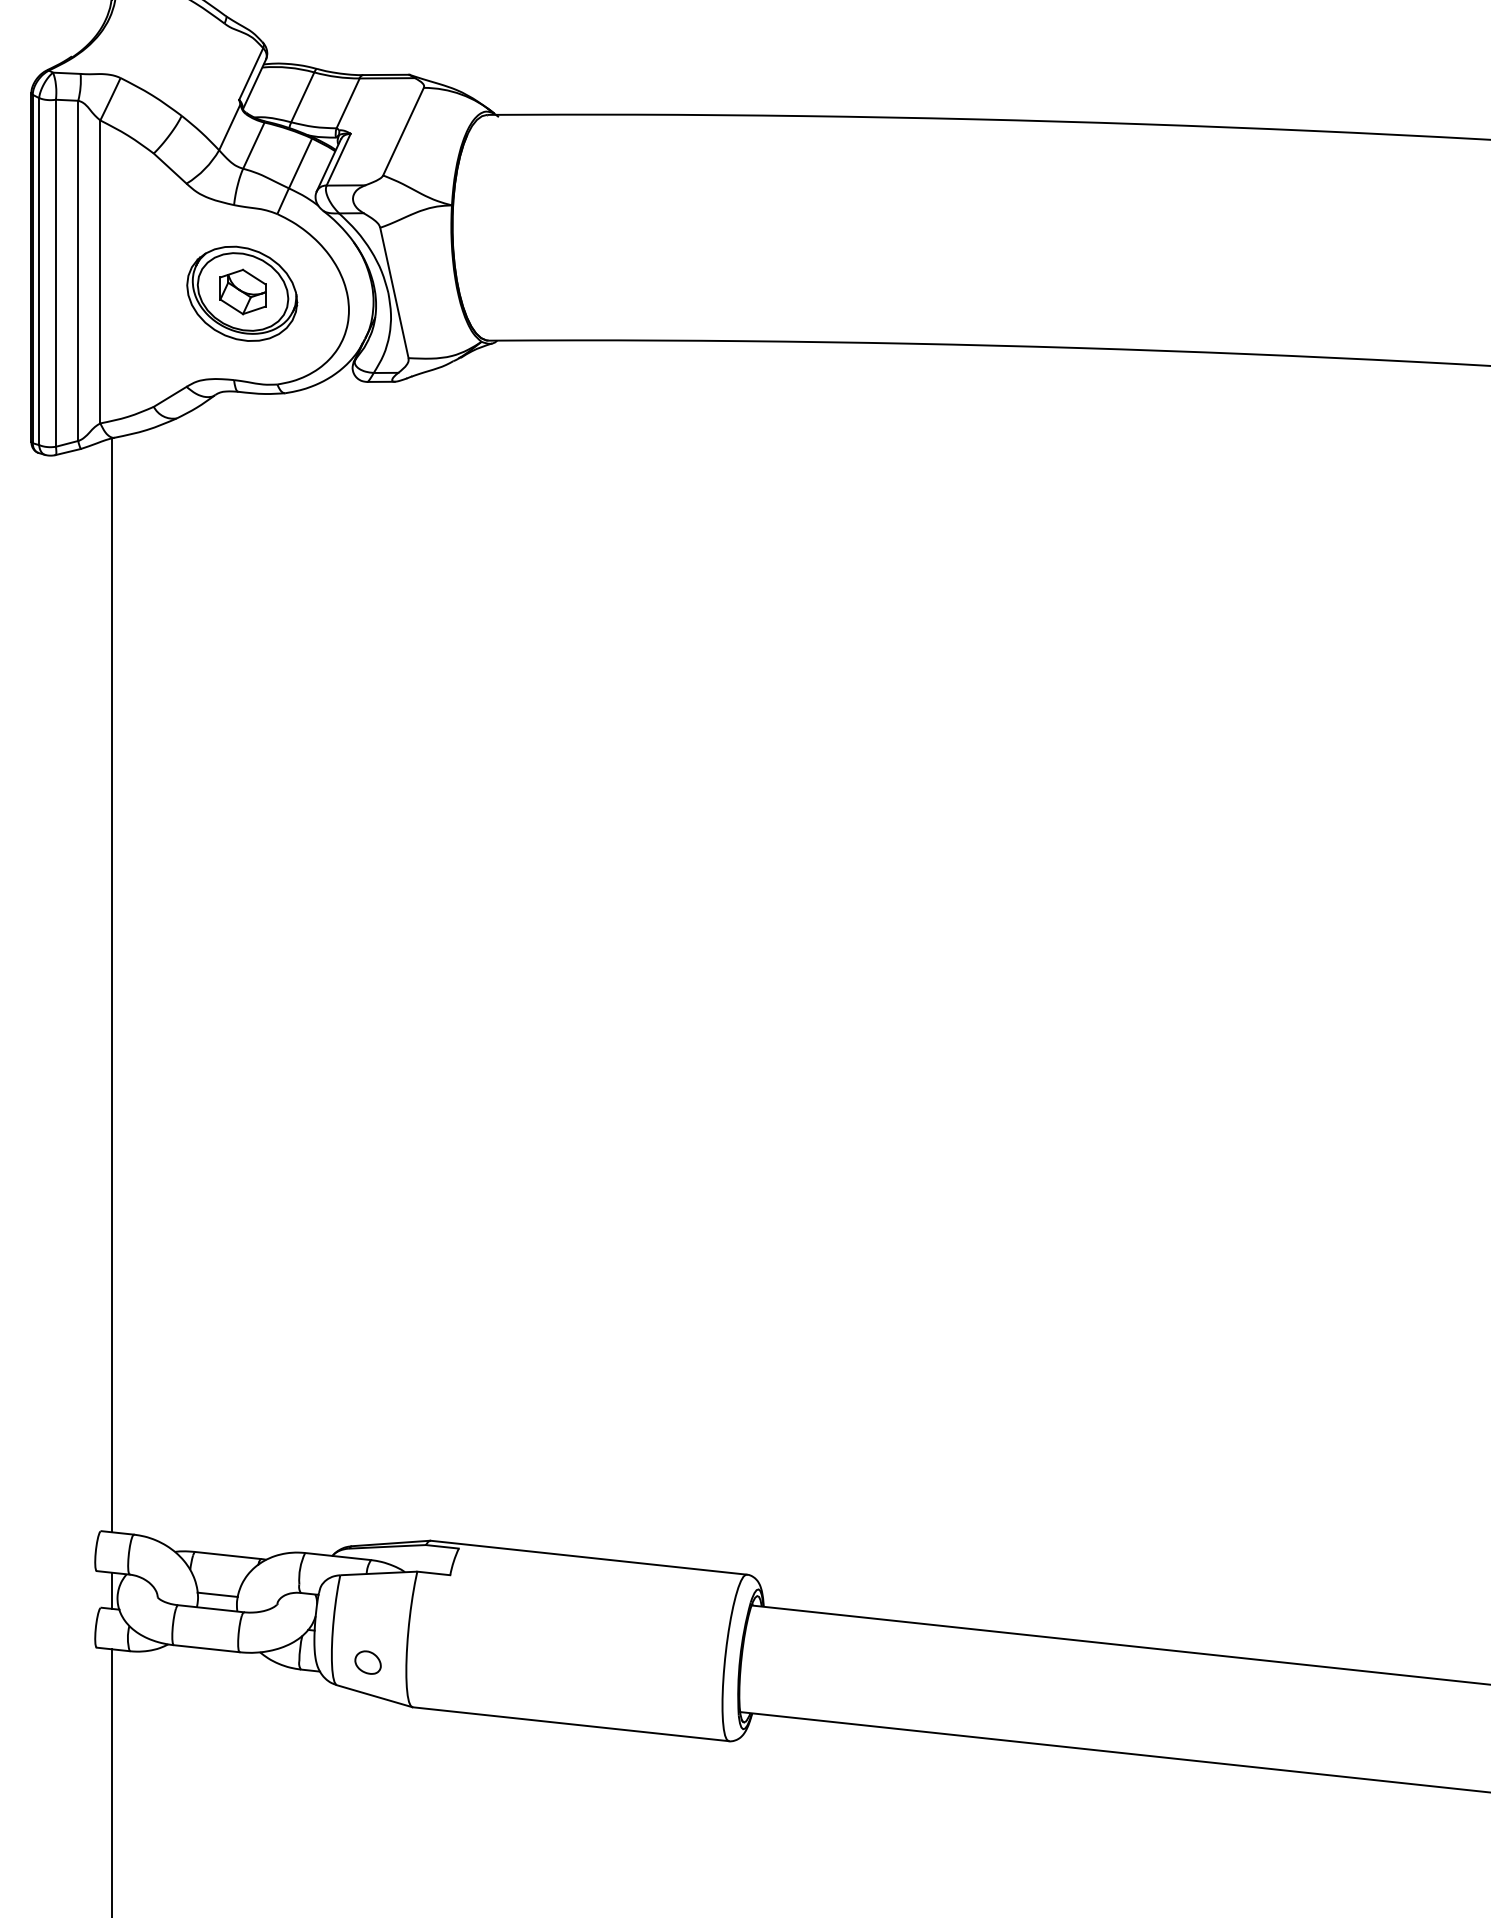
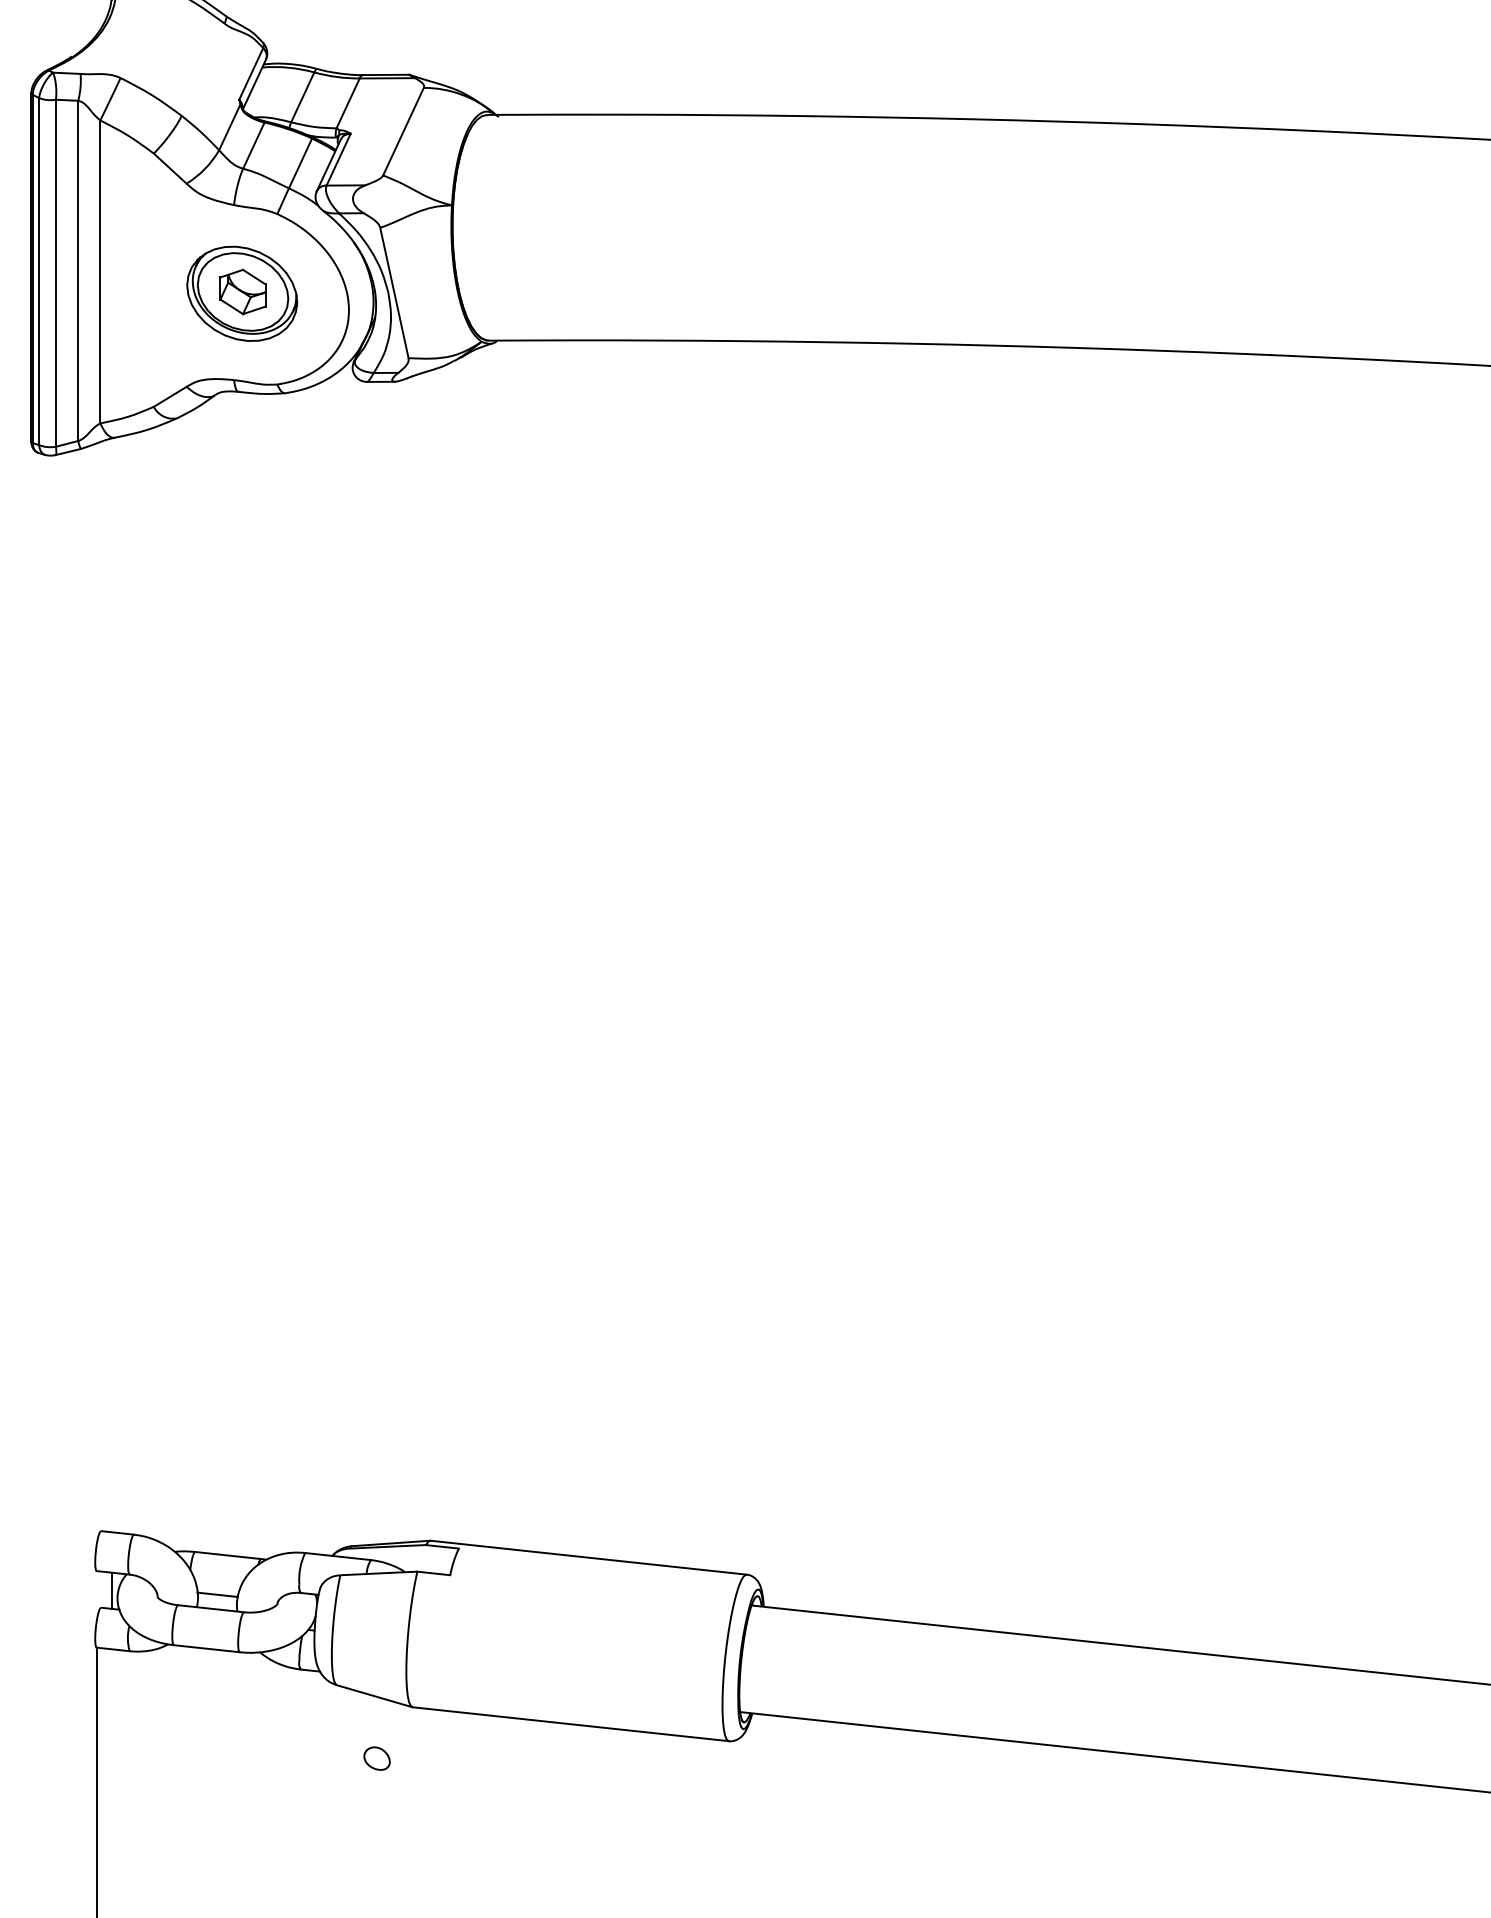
line: present -> none (112, 985)
part position: (367, 1662) -> (376, 1758) (376, 1758)
line position: (112, 1781) -> (97, 1781) (97, 1781)
